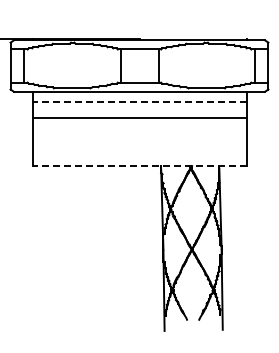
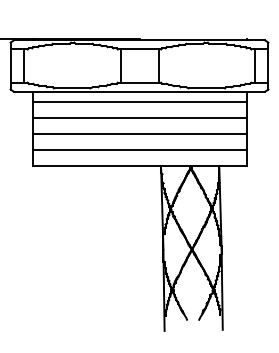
line: dashed -> solid (140, 102)
line: none -> present (139, 134)
line: none -> present (139, 150)
line: dashed -> solid (140, 166)
